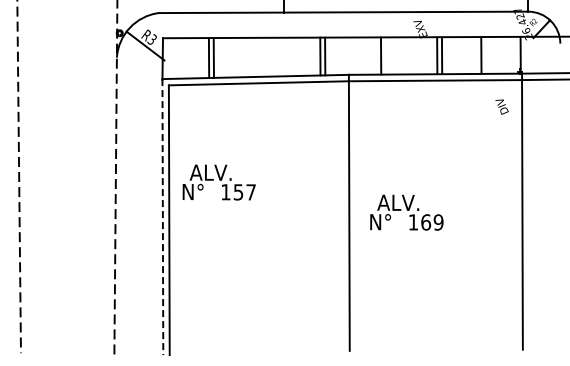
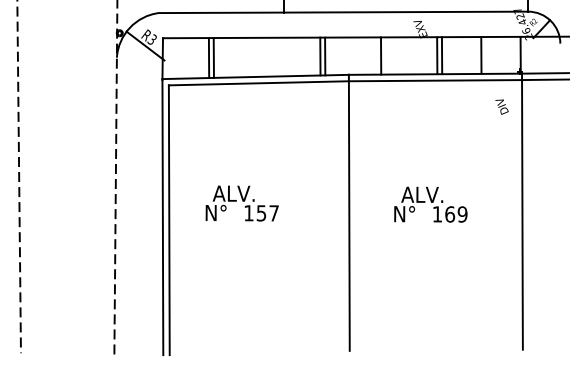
text position: (218, 182) -> (241, 203) (241, 203)
text position: (406, 212) -> (430, 204) (430, 204)
line: dashed -> solid (162, 217)
